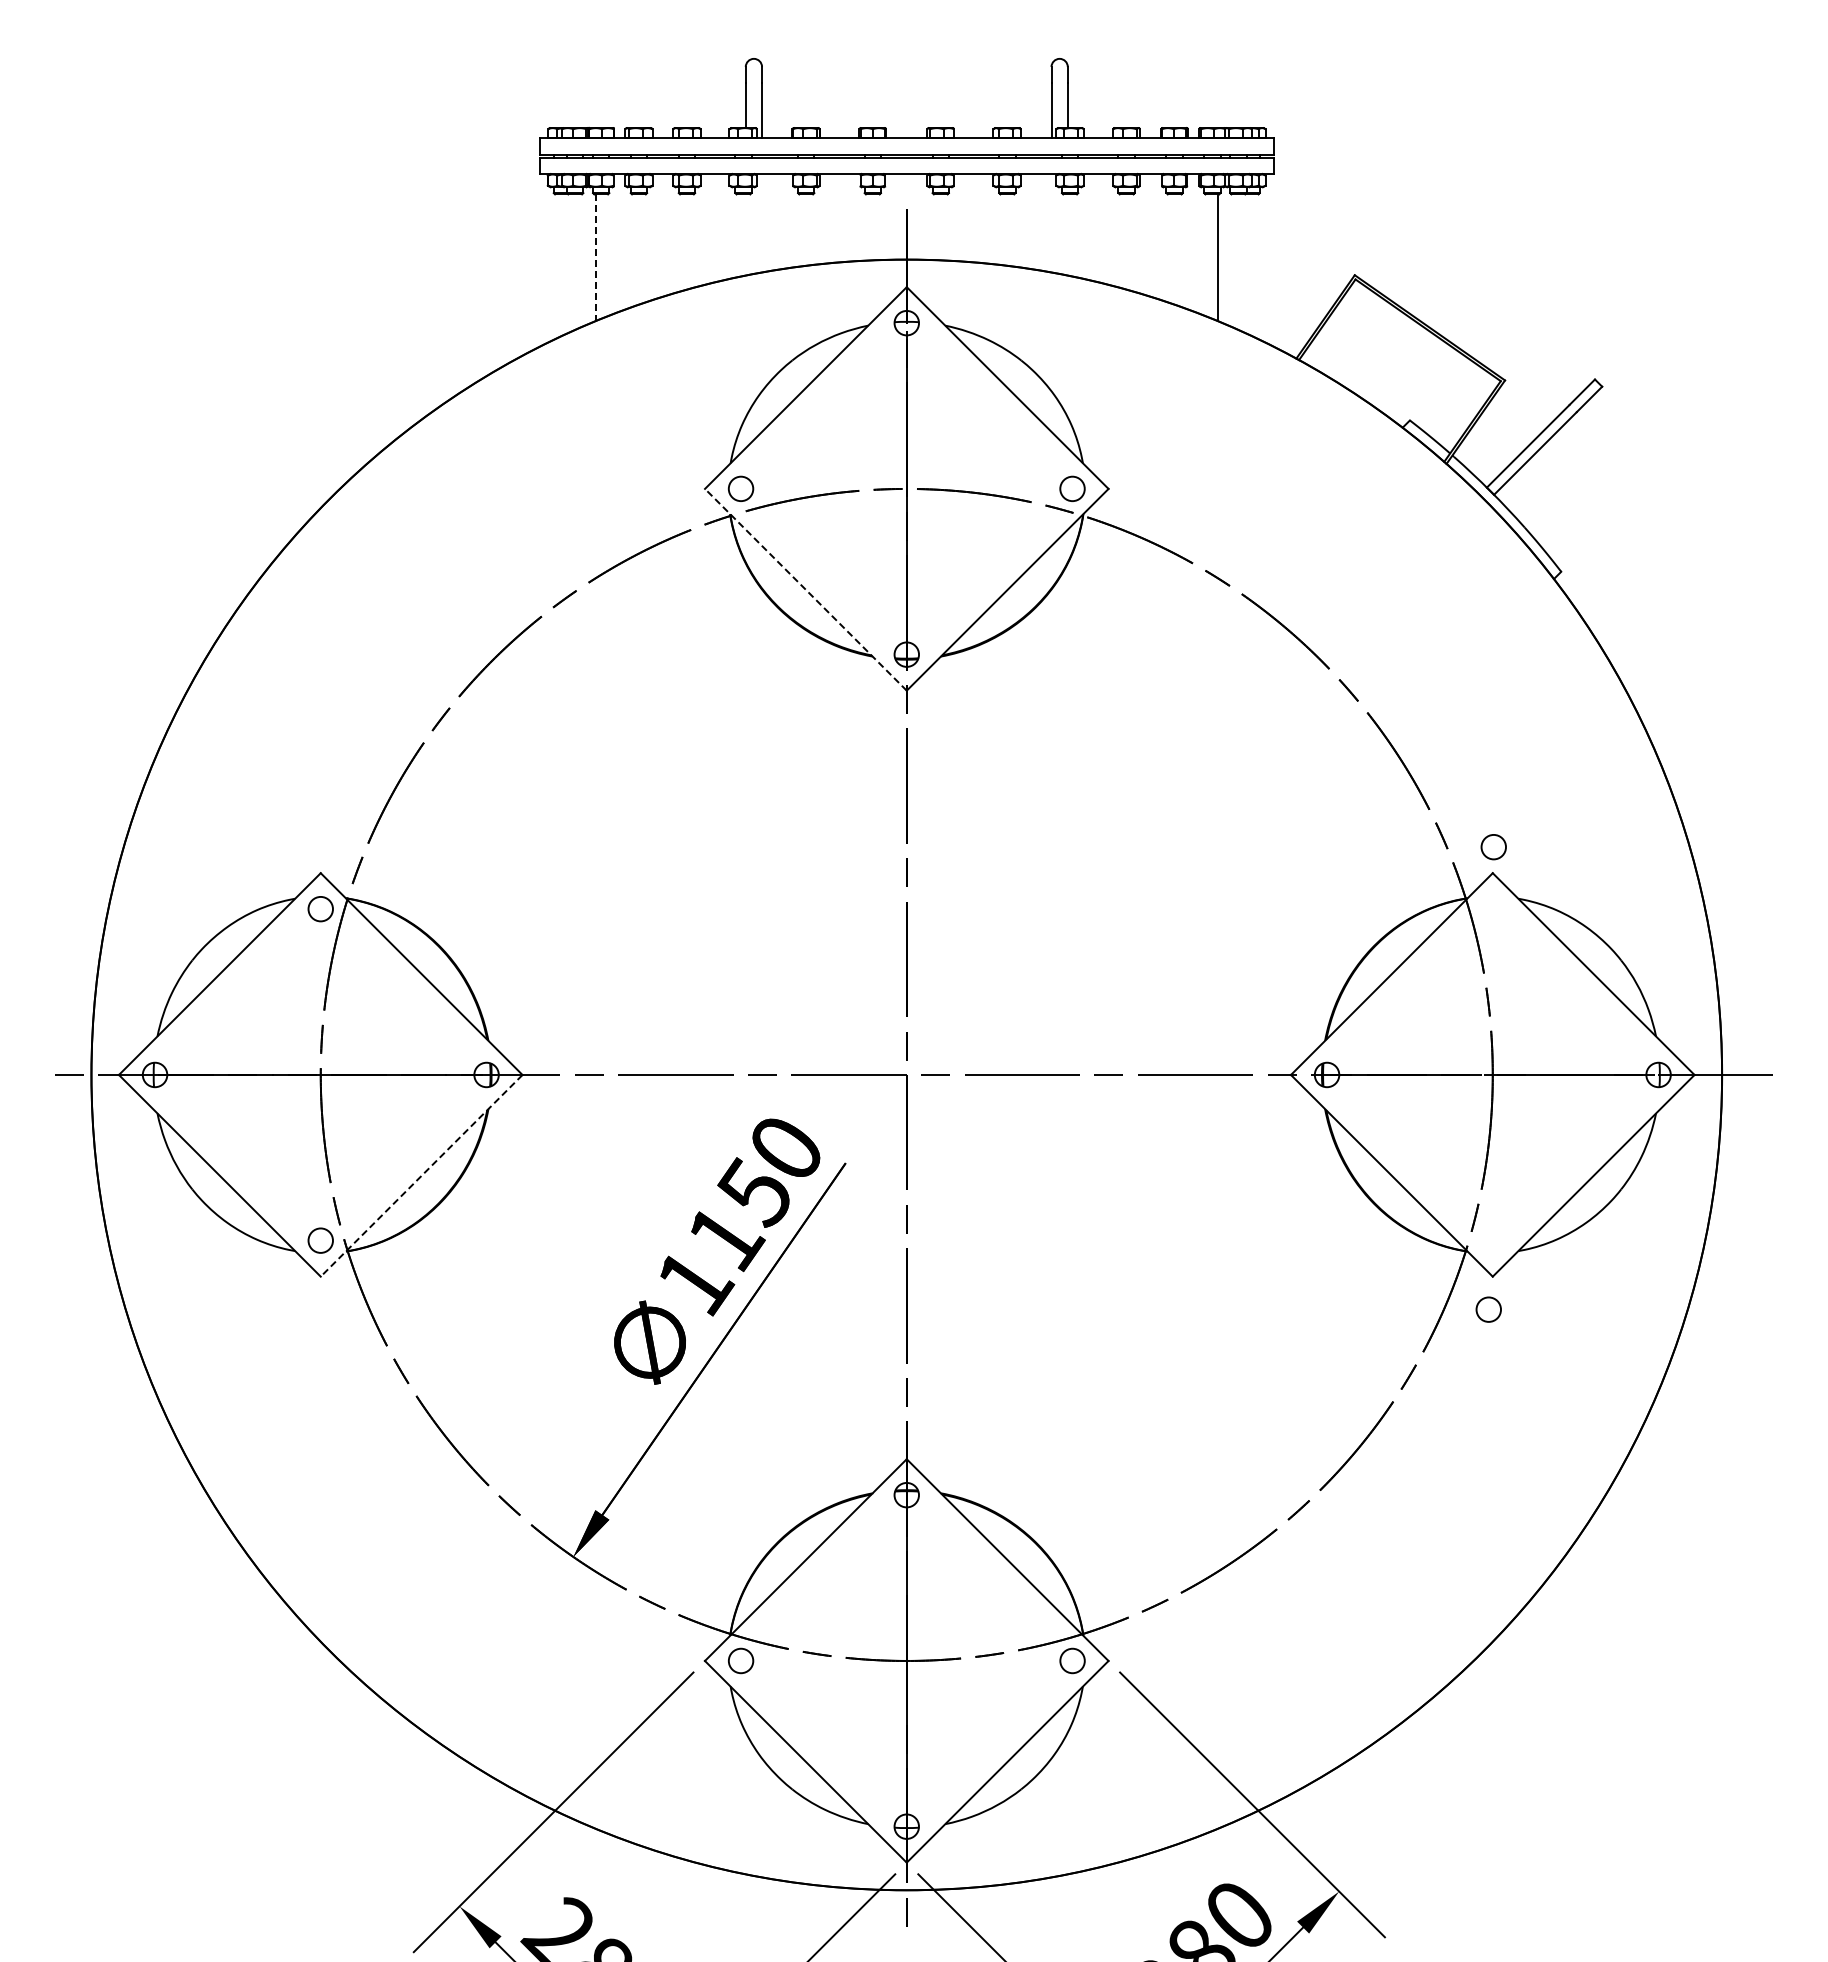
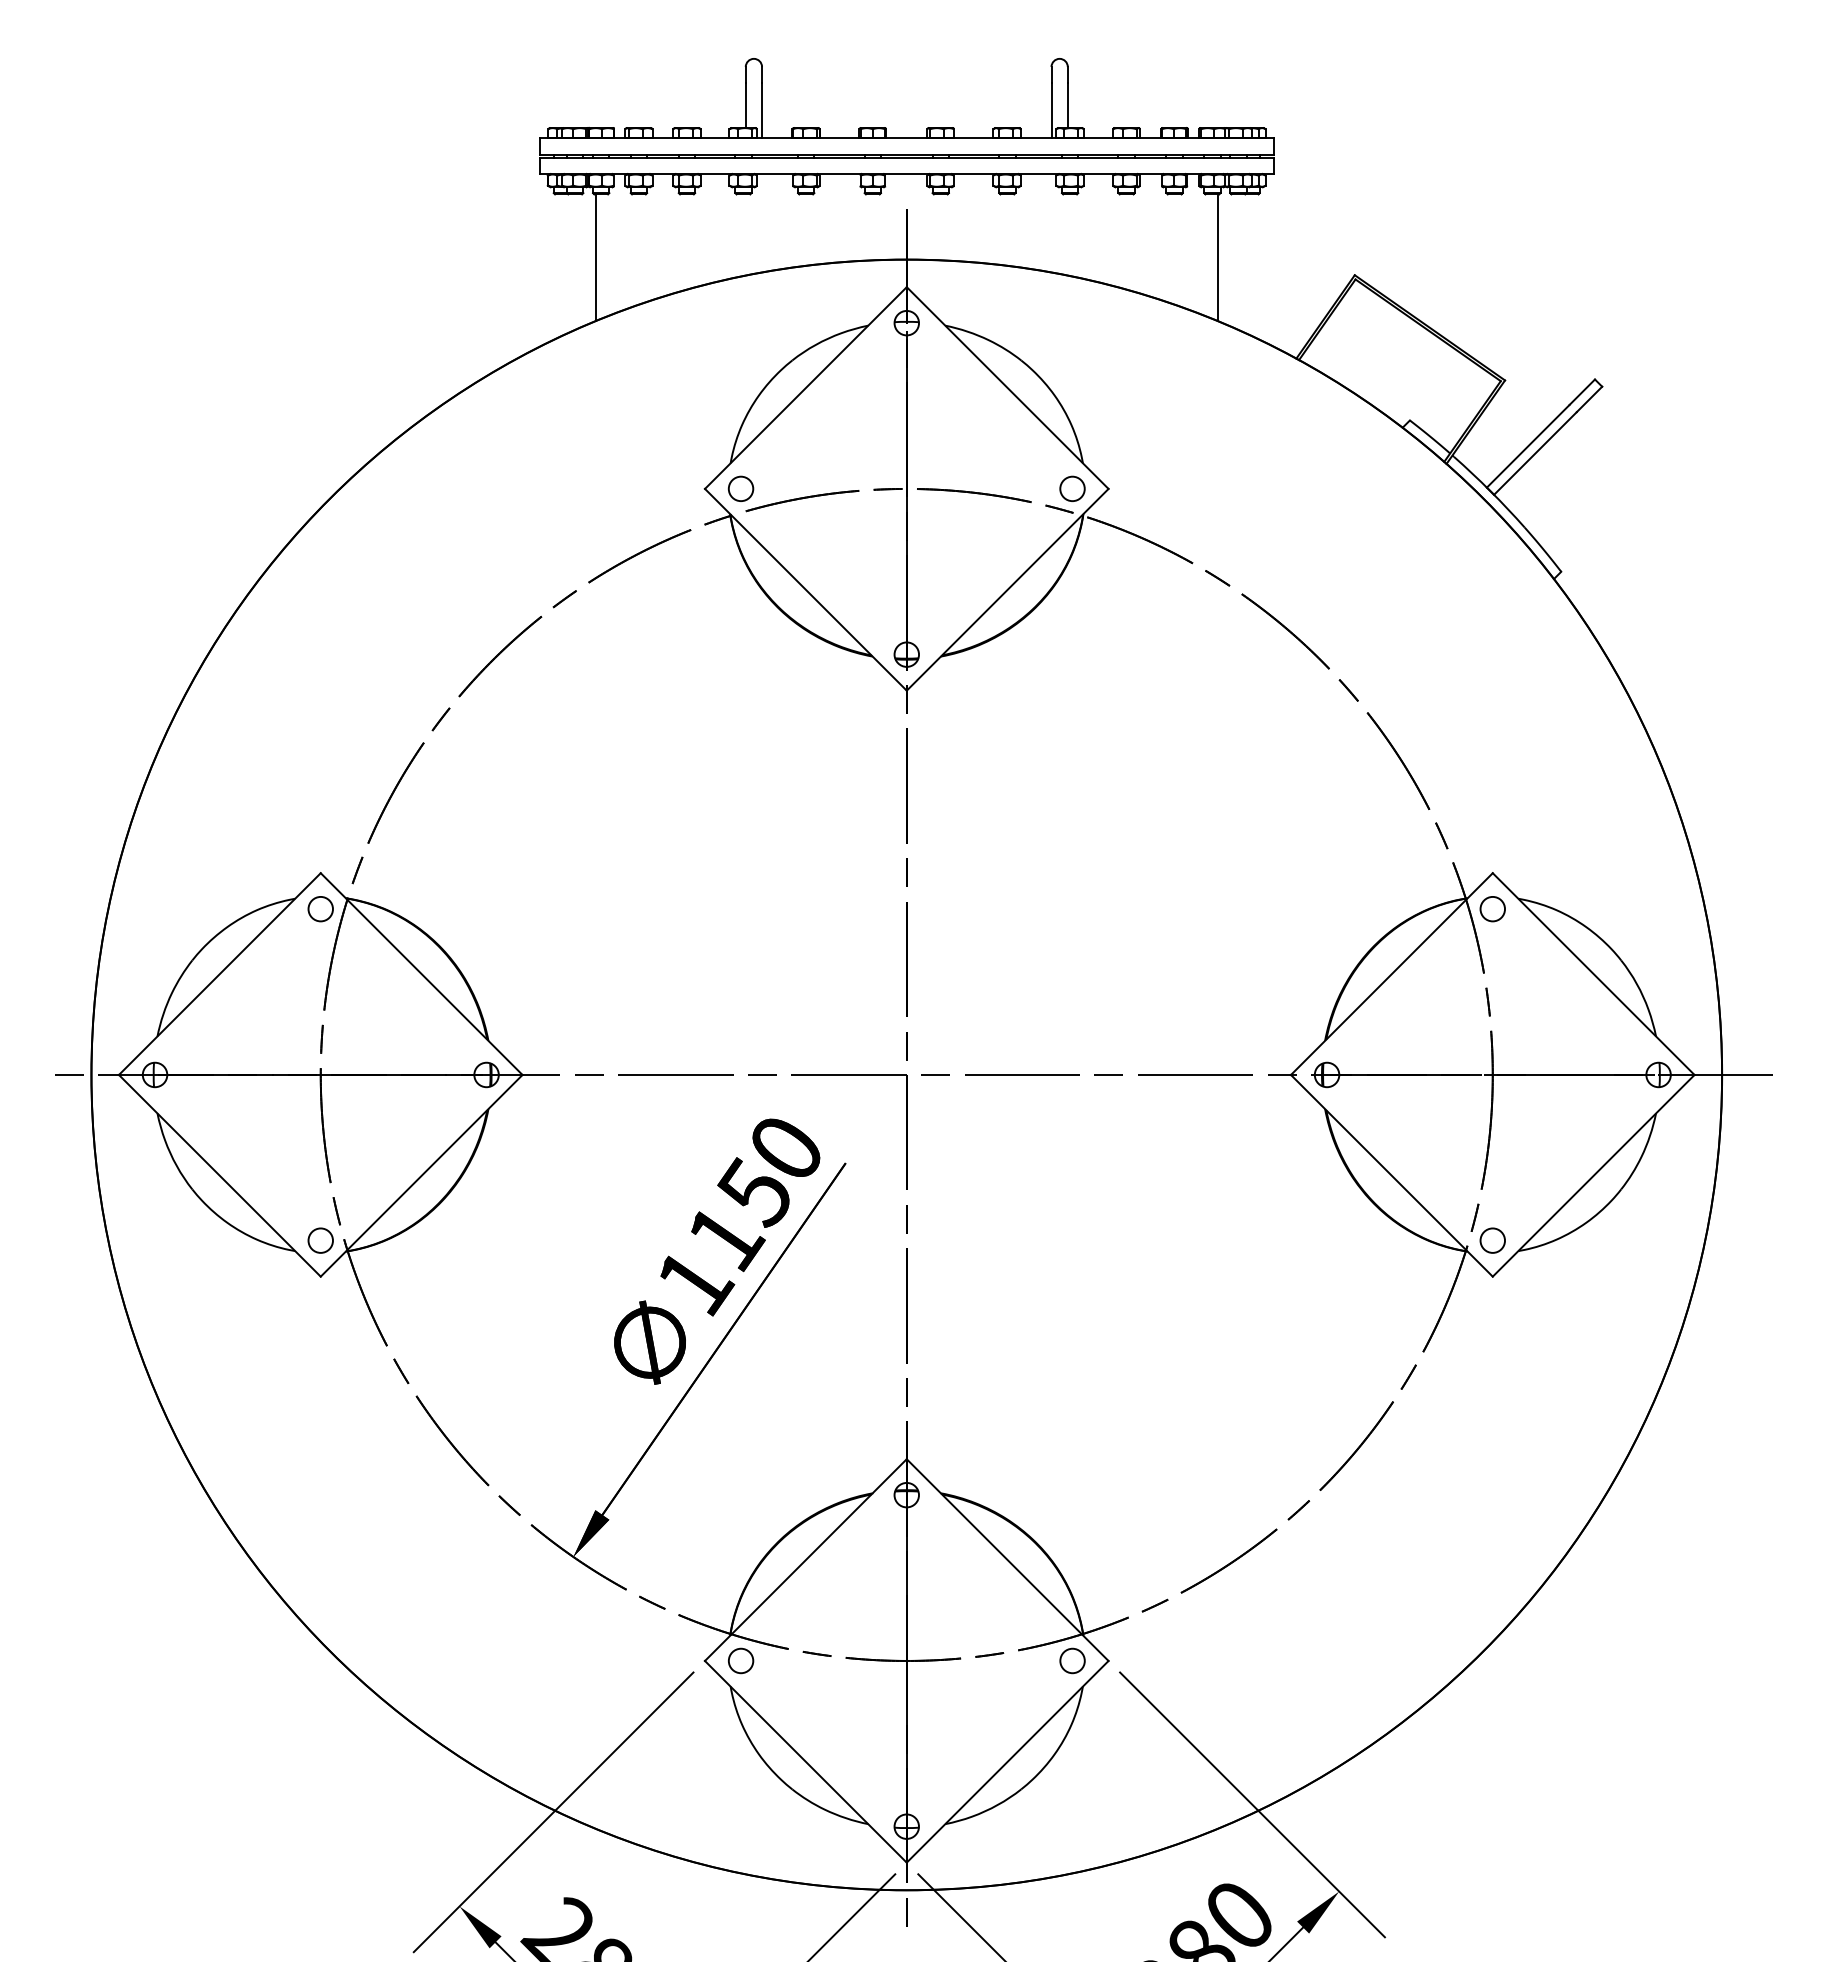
line: dashed -> solid (595, 258)
line: dashed -> solid (805, 589)
circle position: (1493, 847) -> (1492, 909) (1492, 909)
line: dashed -> solid (421, 1175)
circle position: (1488, 1309) -> (1492, 1240) (1492, 1240)
